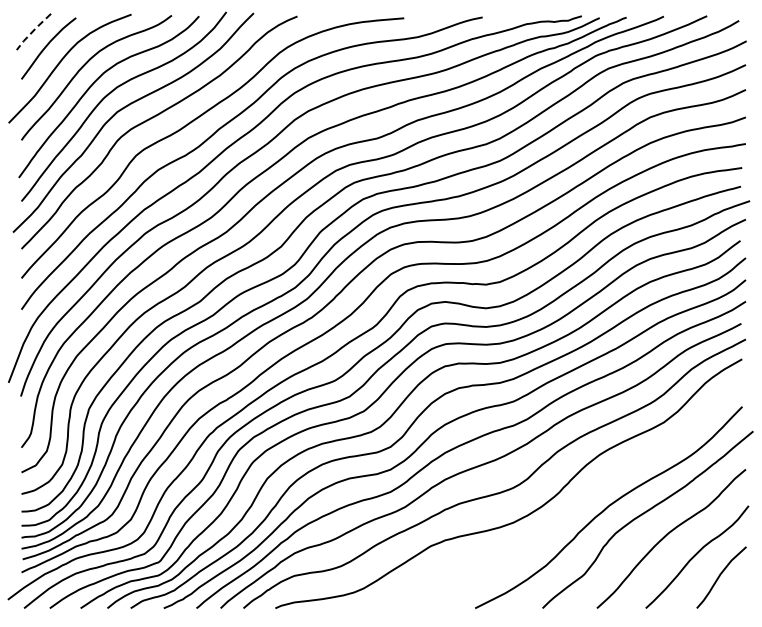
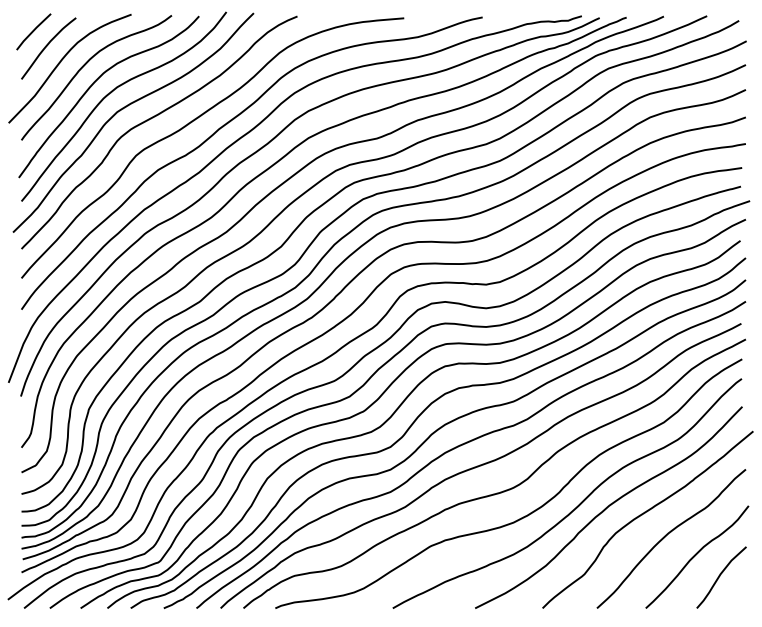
line: dashed -> solid (32, 31)
curve: none -> present (578, 504)
